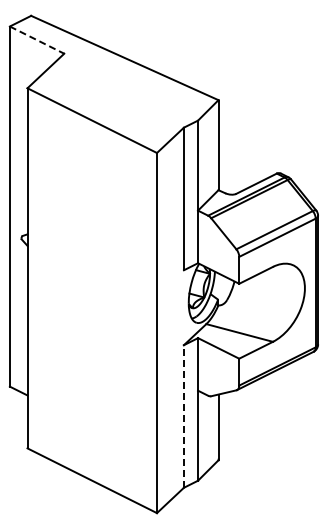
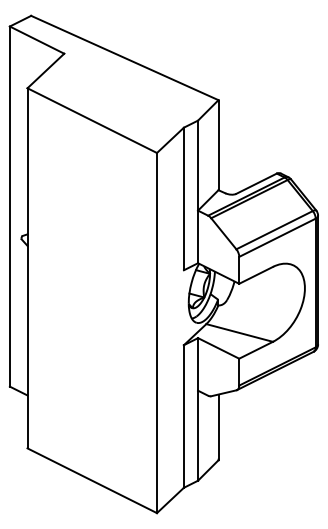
line: dashed -> solid (37, 40)
line: dashed -> solid (183, 415)
